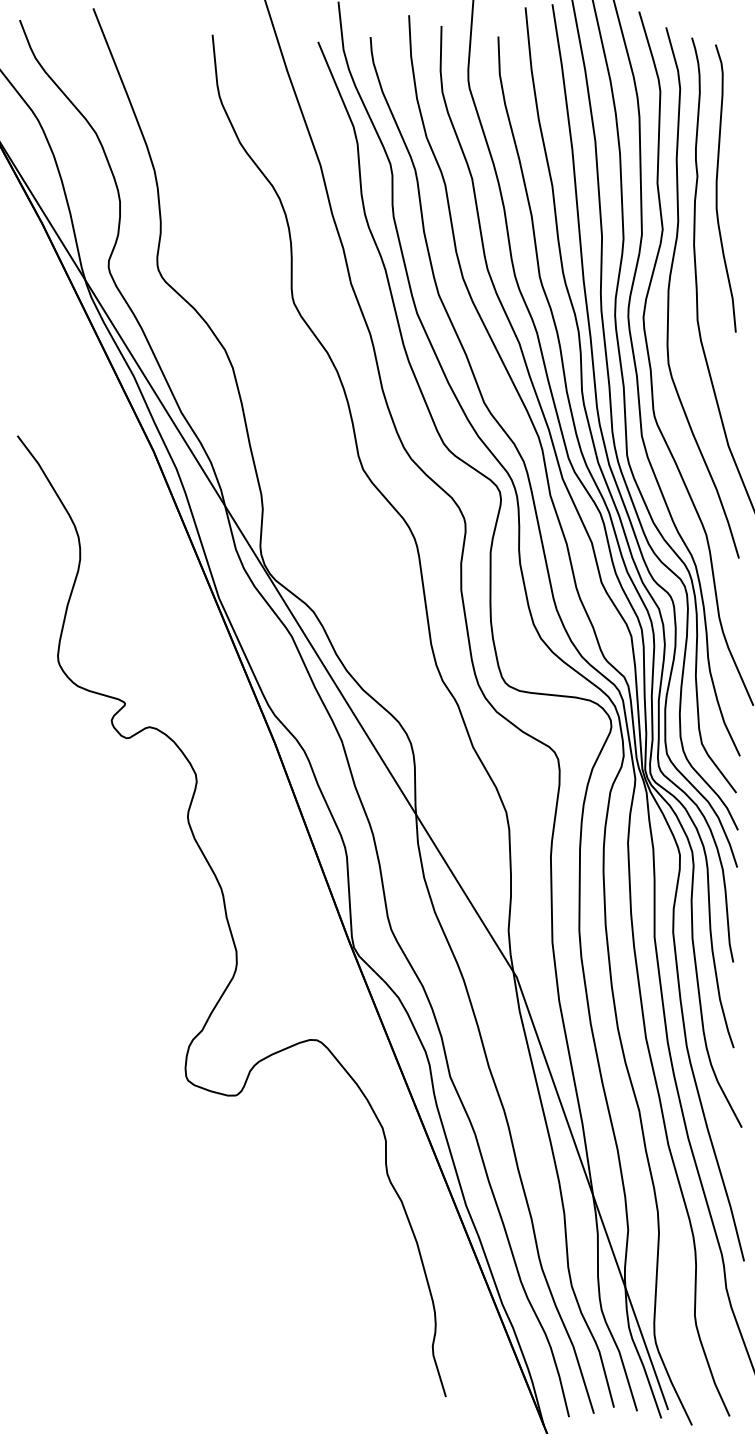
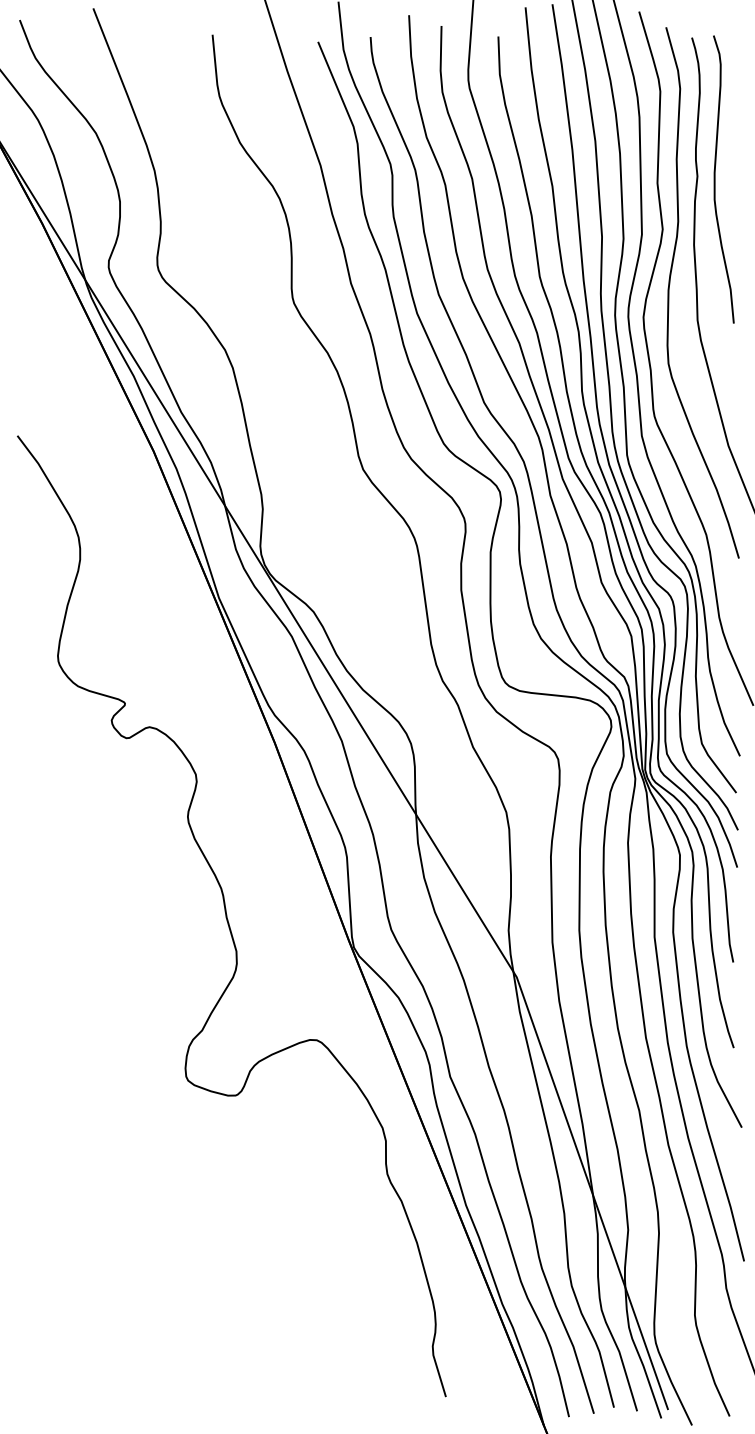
curve position: (717, 188) -> (715, 179) (715, 179)
